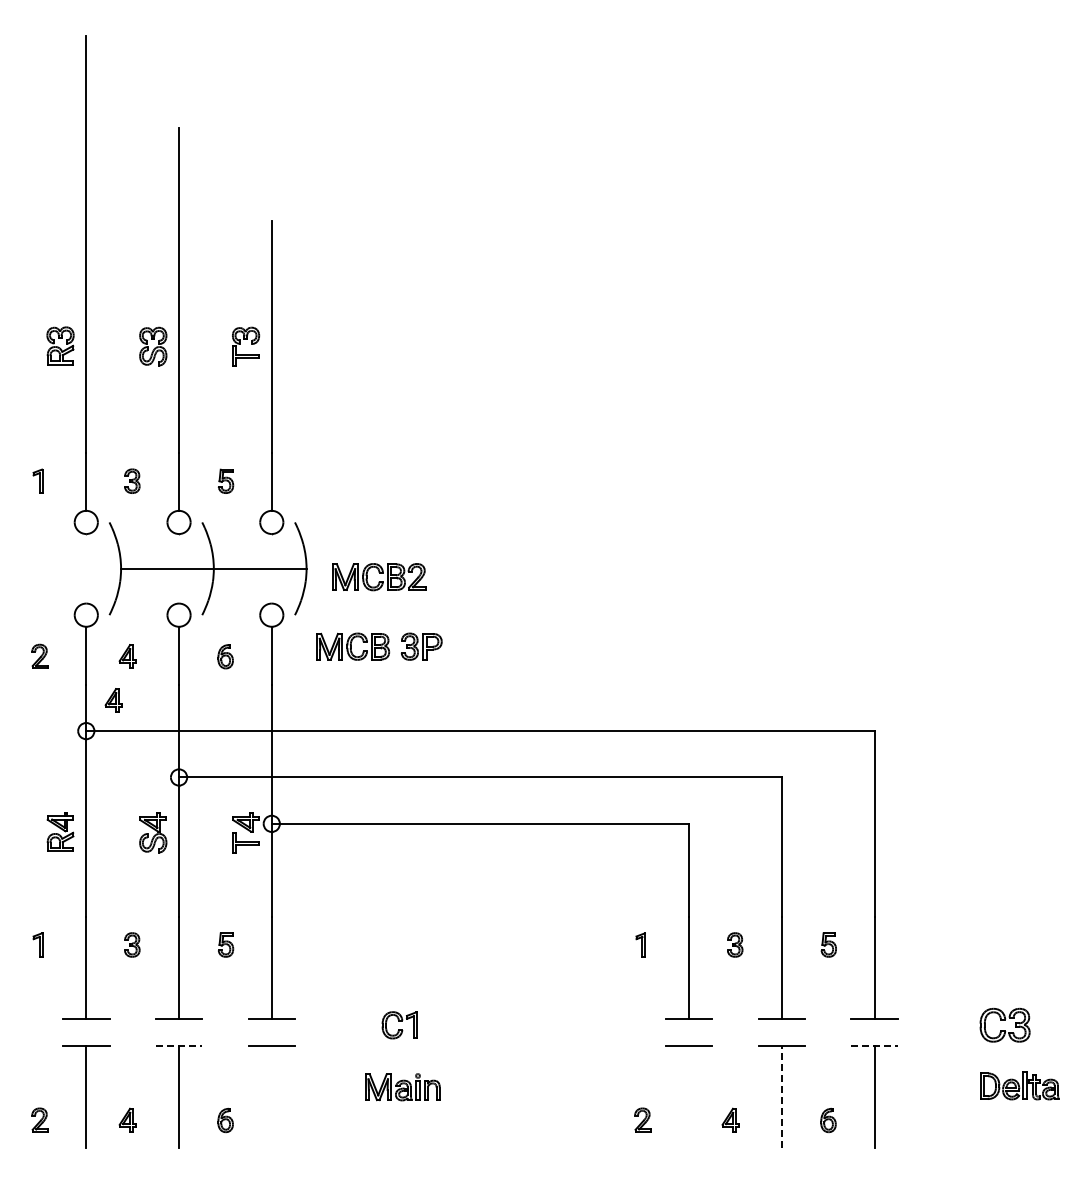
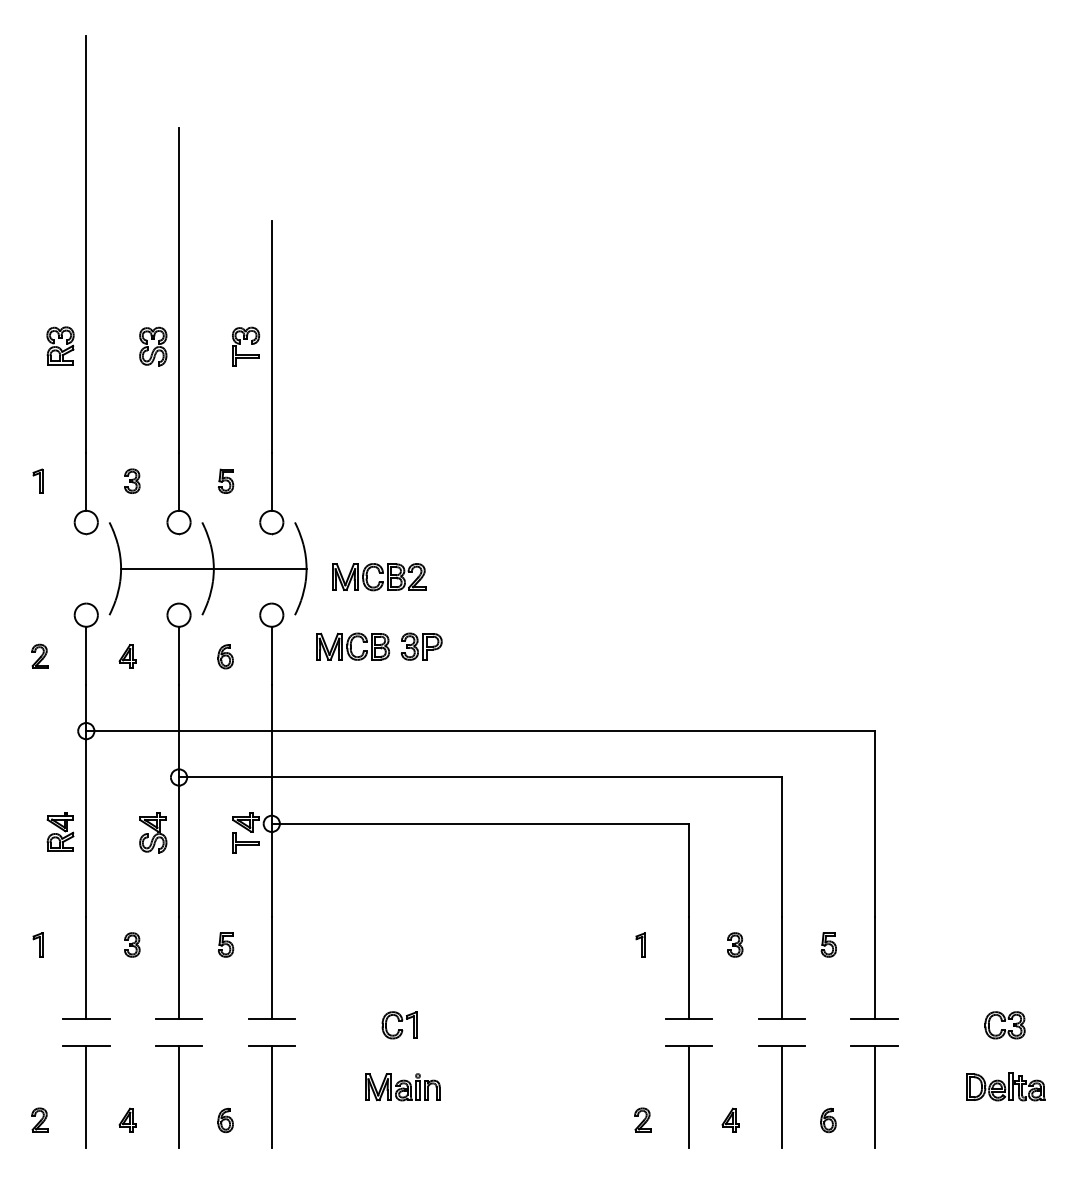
part: present -> none (113, 700)
part size: 52x36 px -> 42x29 px (1004, 1025)
line: dashed -> solid (179, 1046)
line: dashed -> solid (875, 1046)
part position: (1019, 1085) -> (1005, 1086) (1005, 1086)
line: dashed -> solid (781, 1096)
line: none -> present (271, 1097)
line: none -> present (689, 1097)
